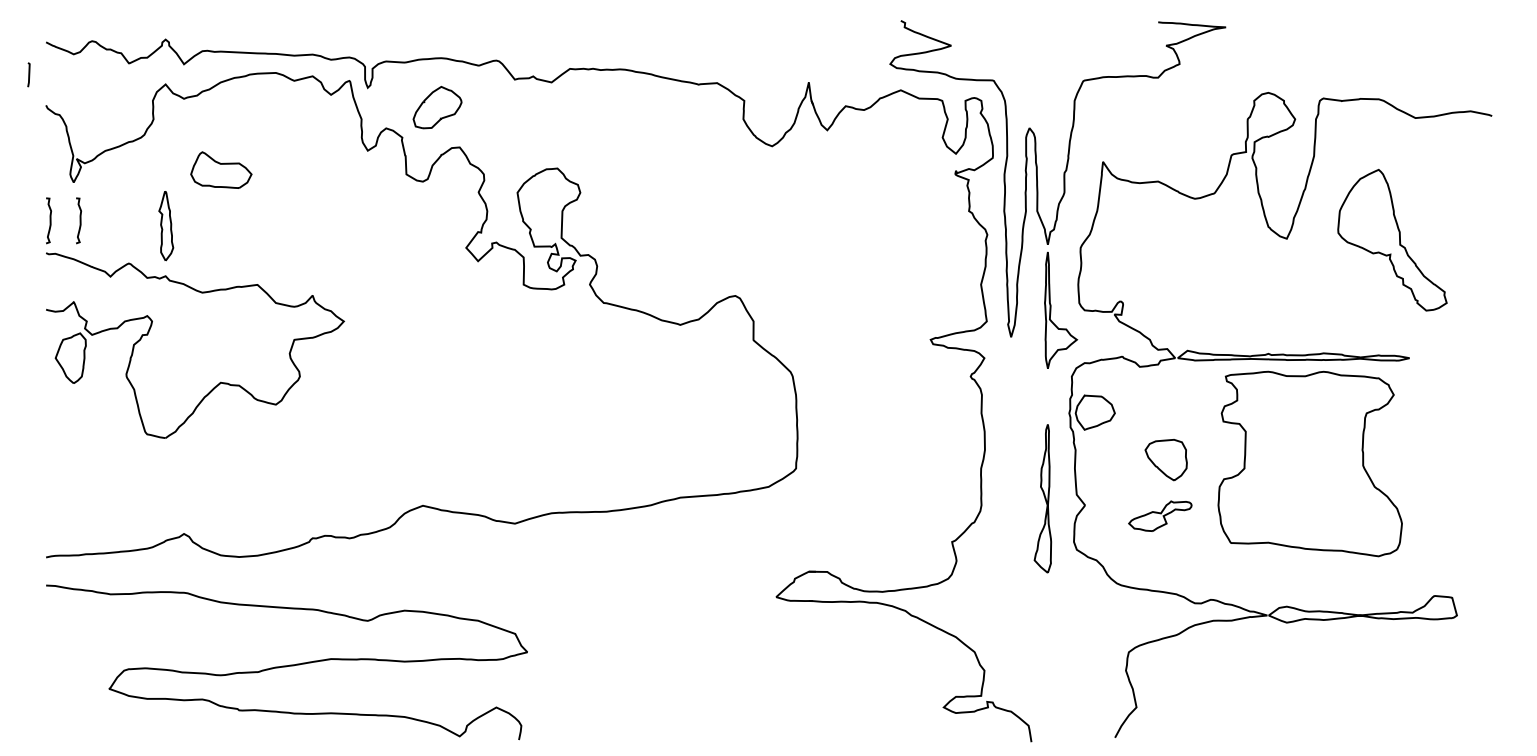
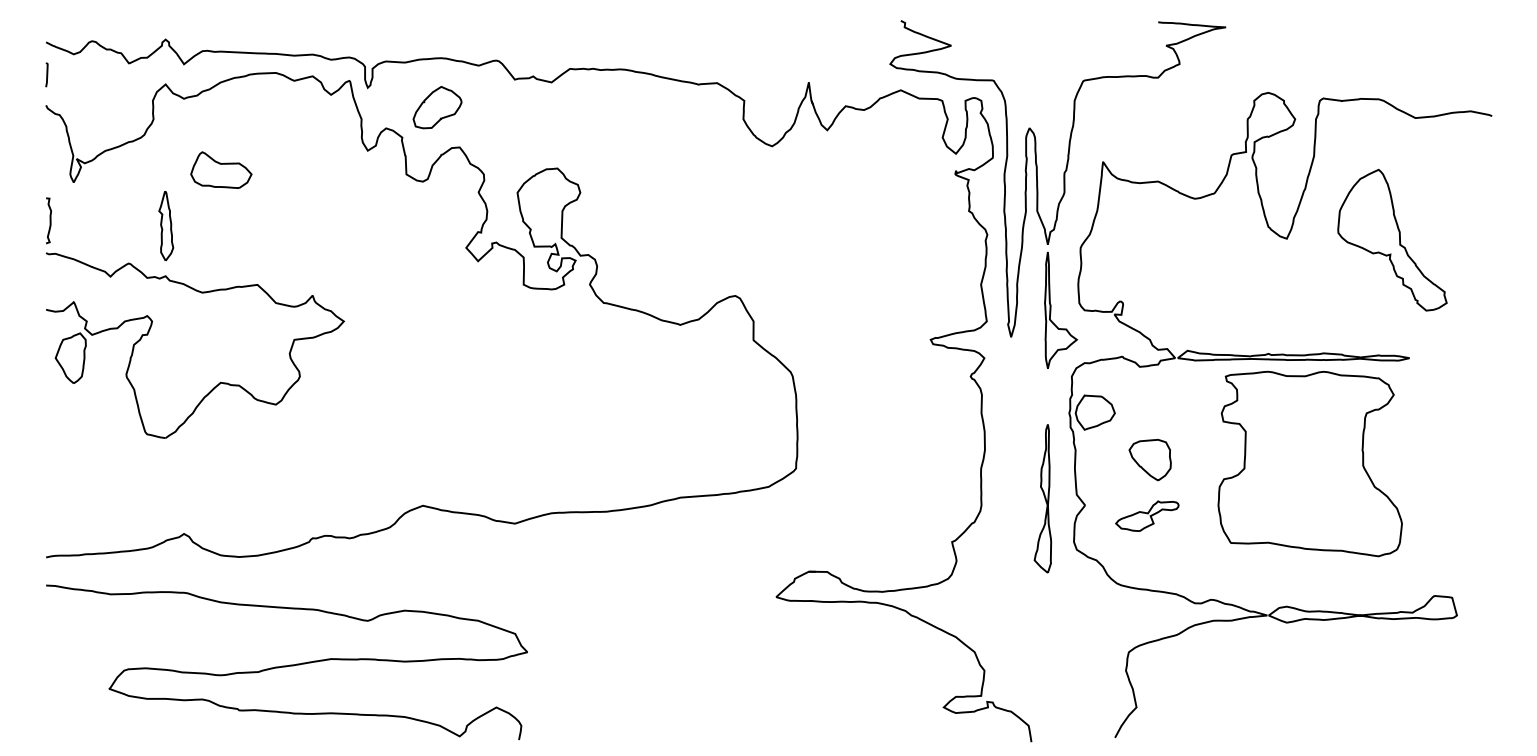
curve position: (28, 74) -> (46, 74) (46, 74)
curve: present -> none (79, 220)
part position: (1165, 460) -> (1149, 460) (1149, 460)
part position: (1160, 515) -> (1147, 515) (1147, 515)
